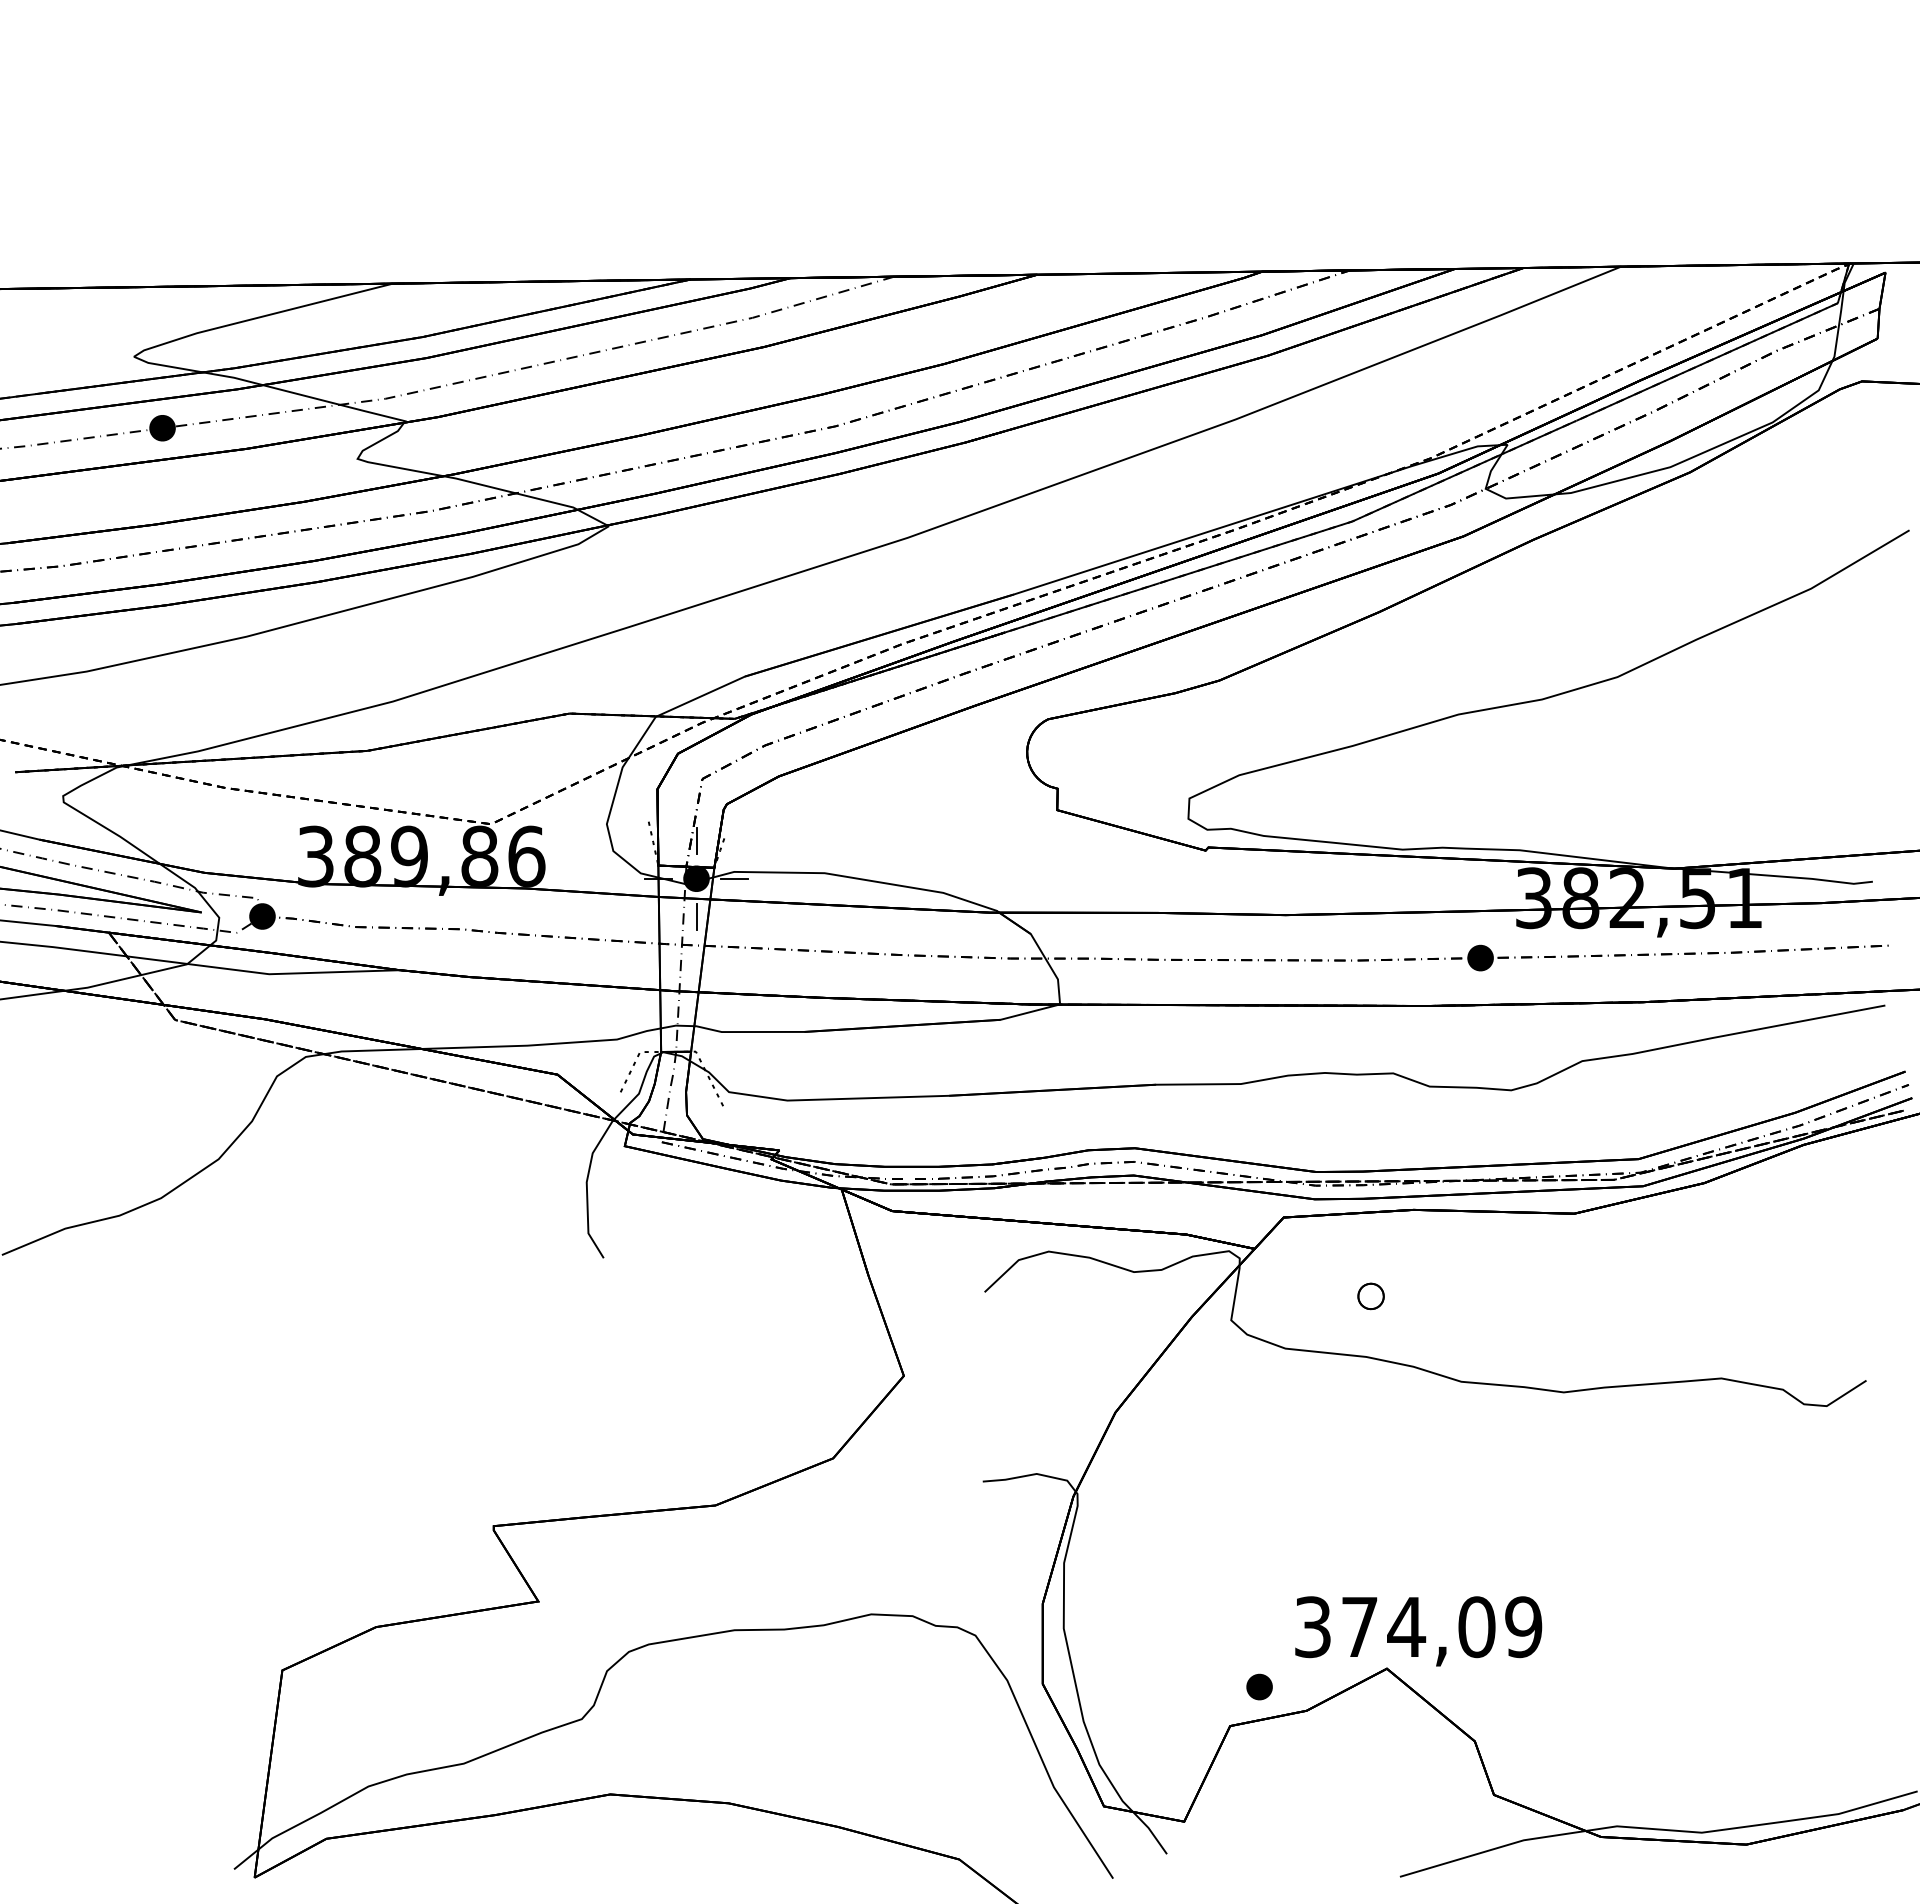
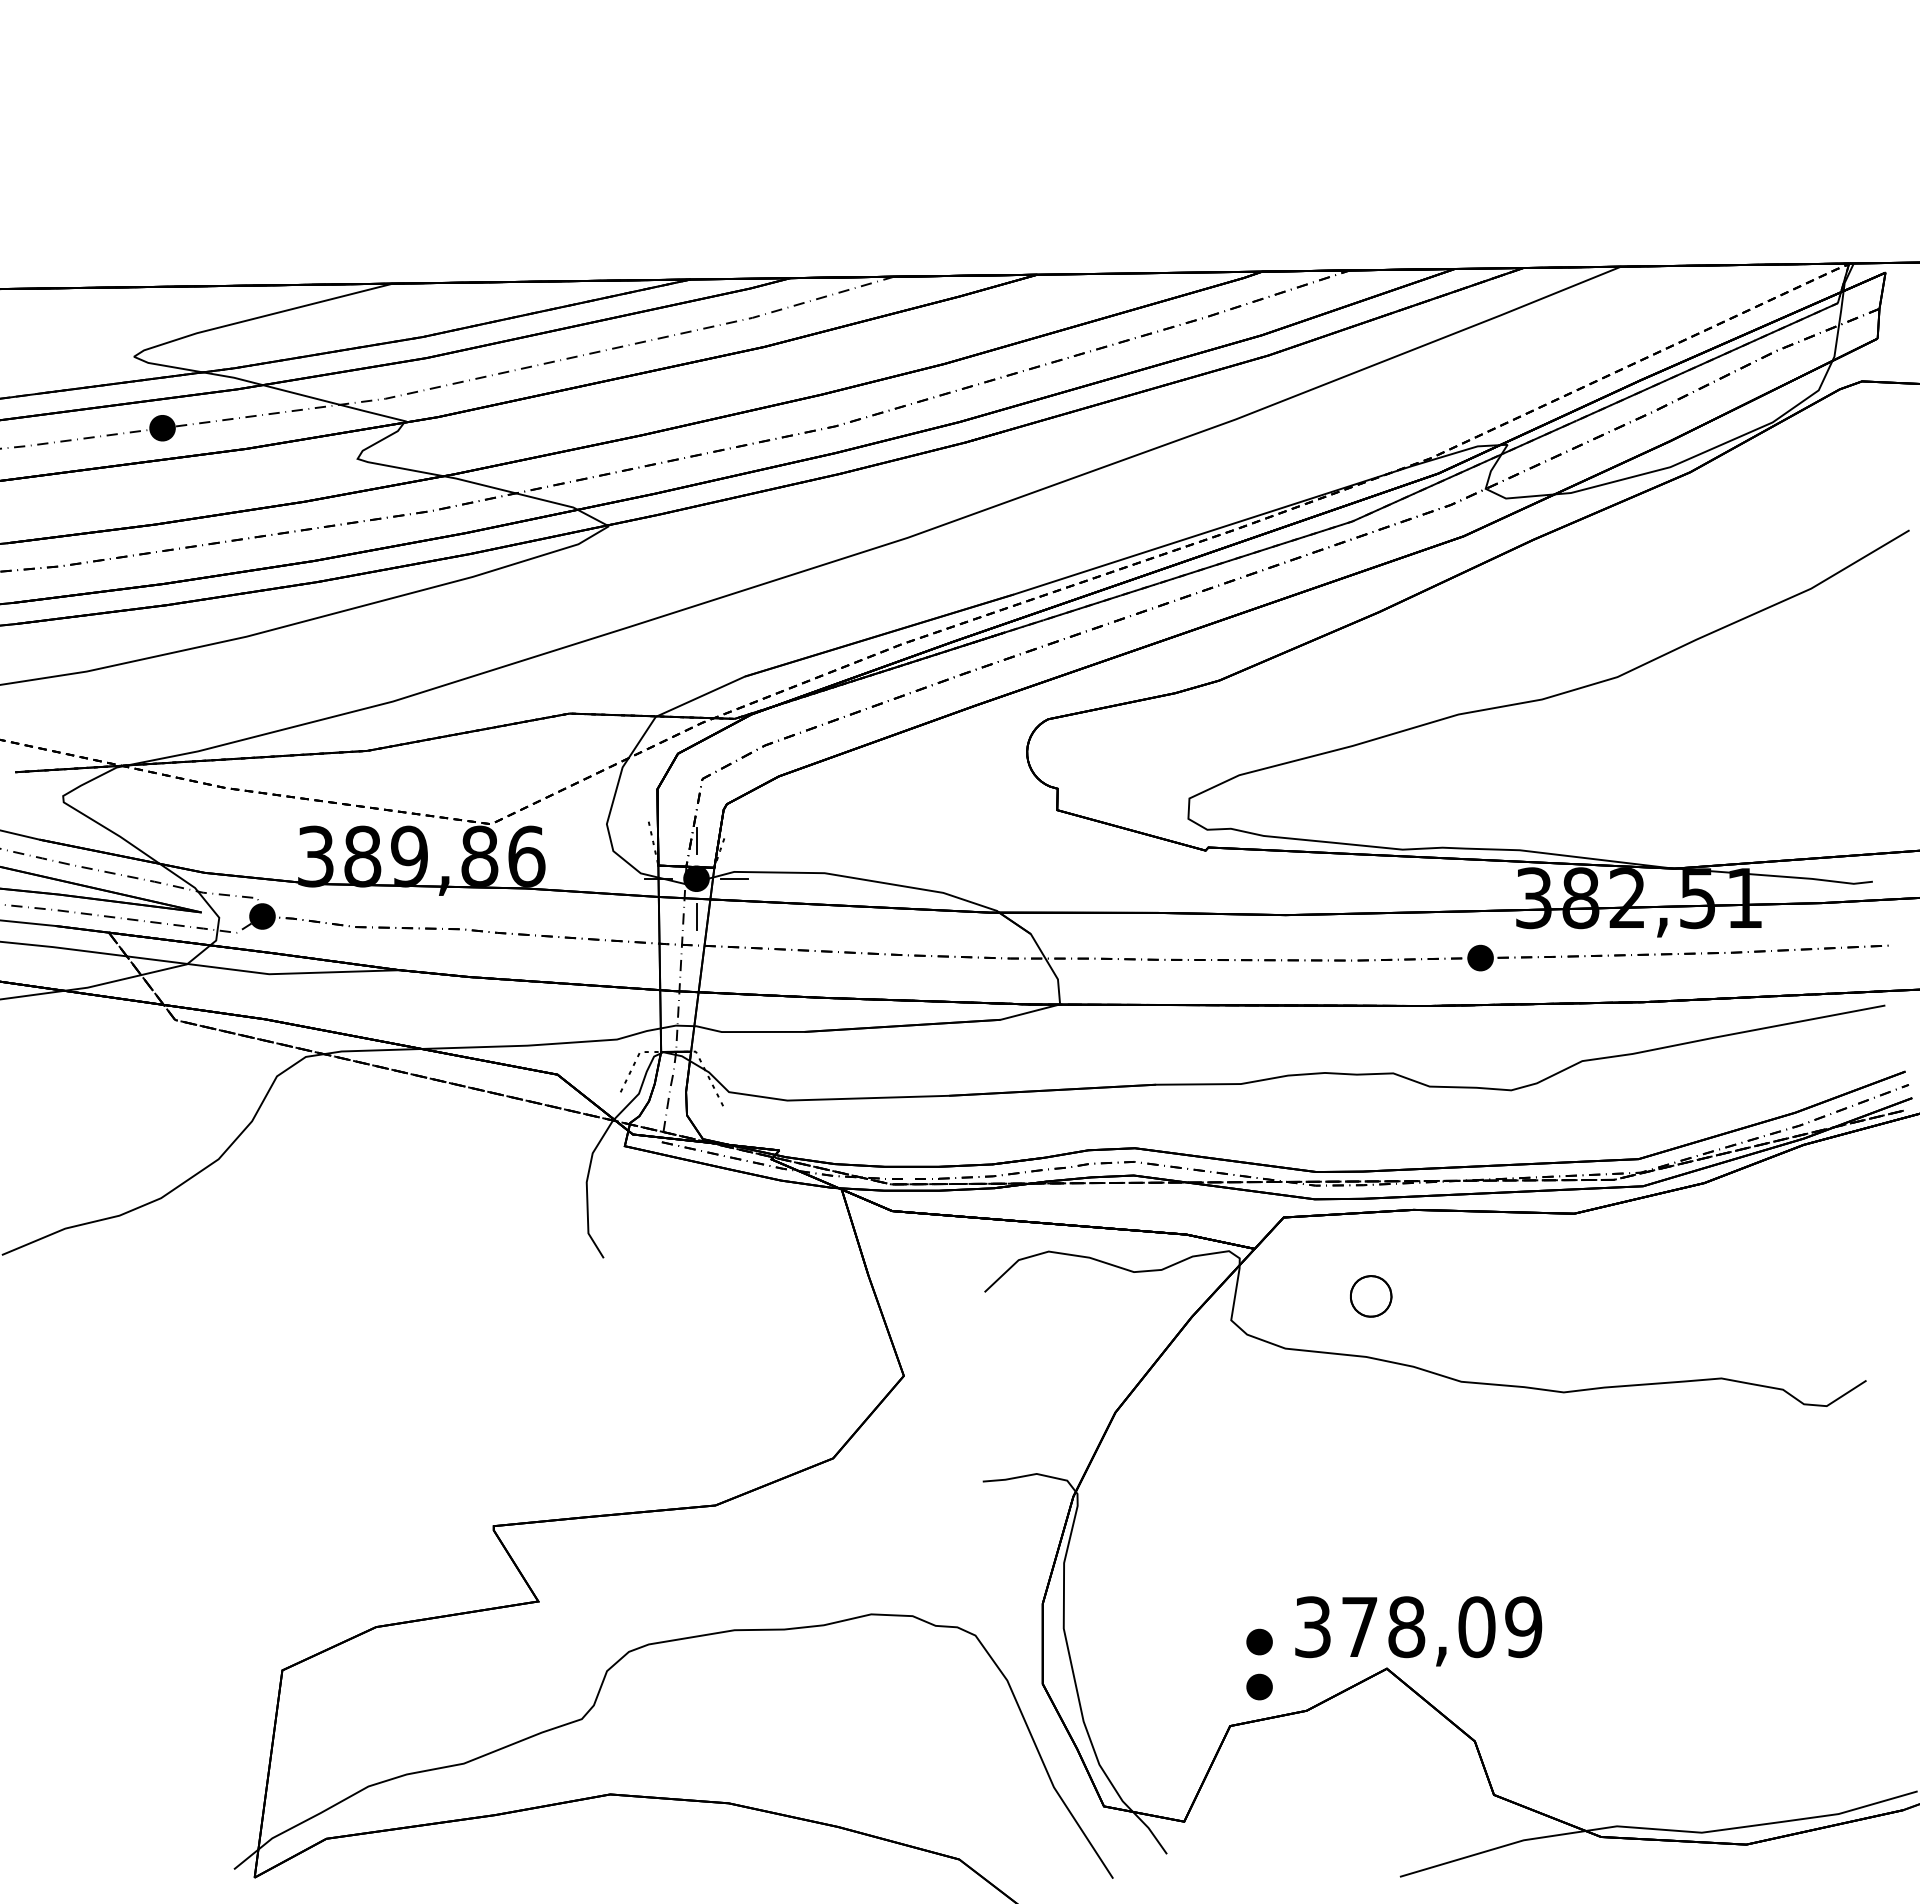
part size: 28x29 px -> 43x43 px (1371, 1296)
text: 374,09 -> 378,09 (1406, 1627)
part: none -> present (1259, 1641)
